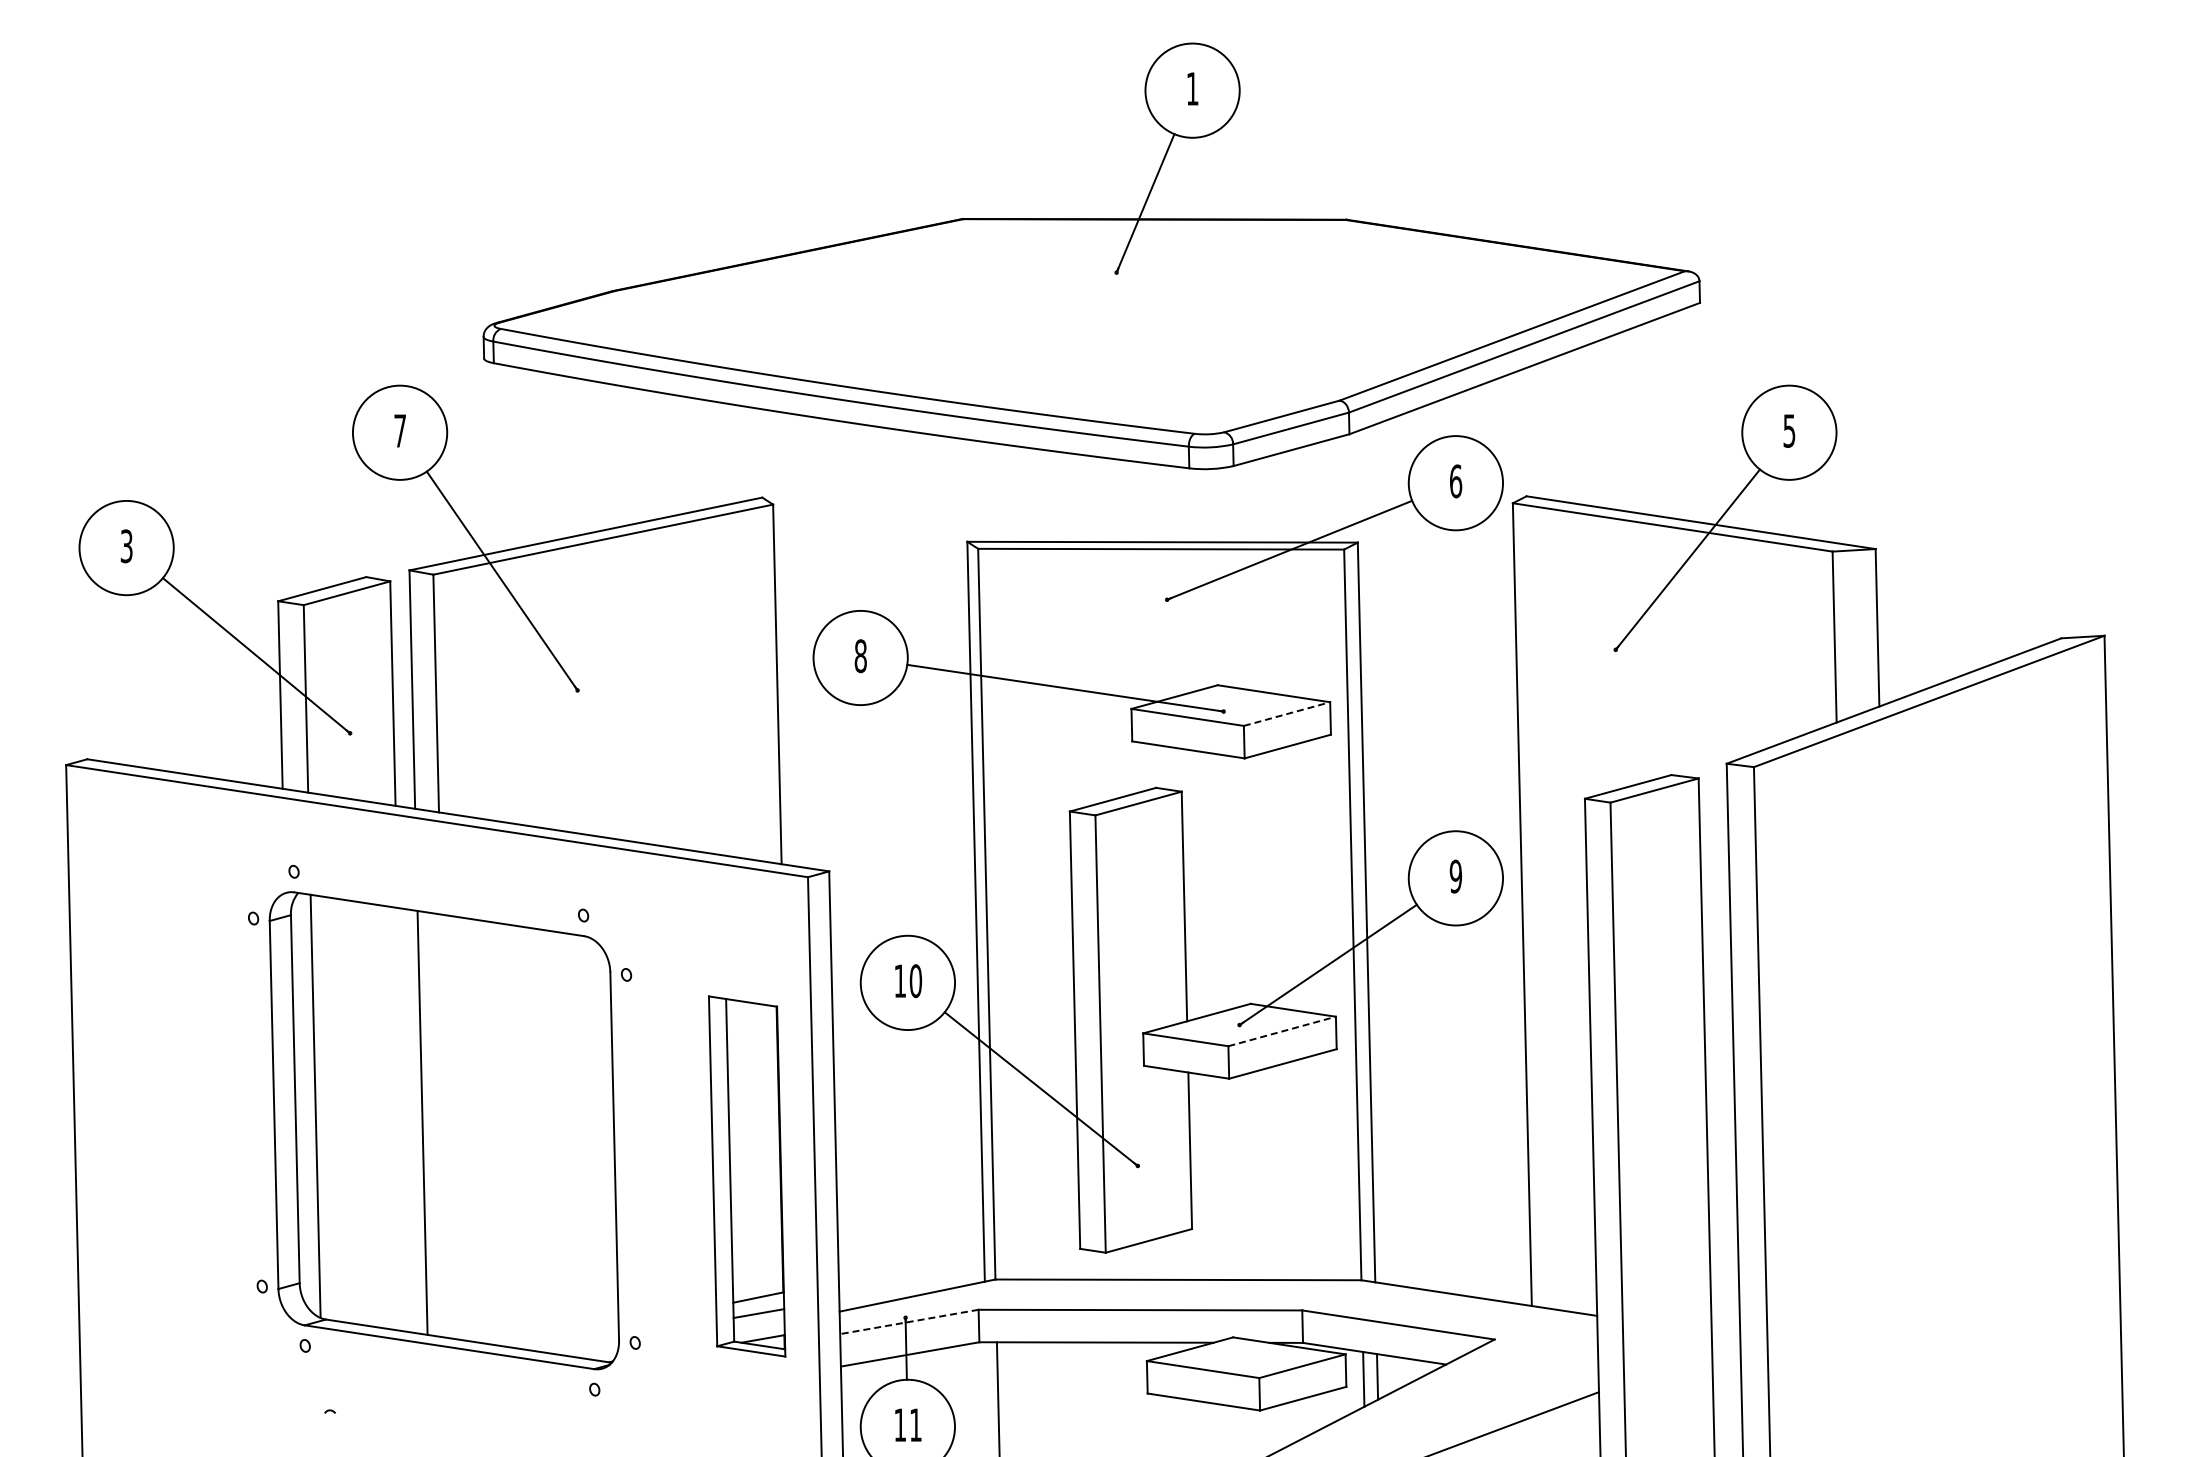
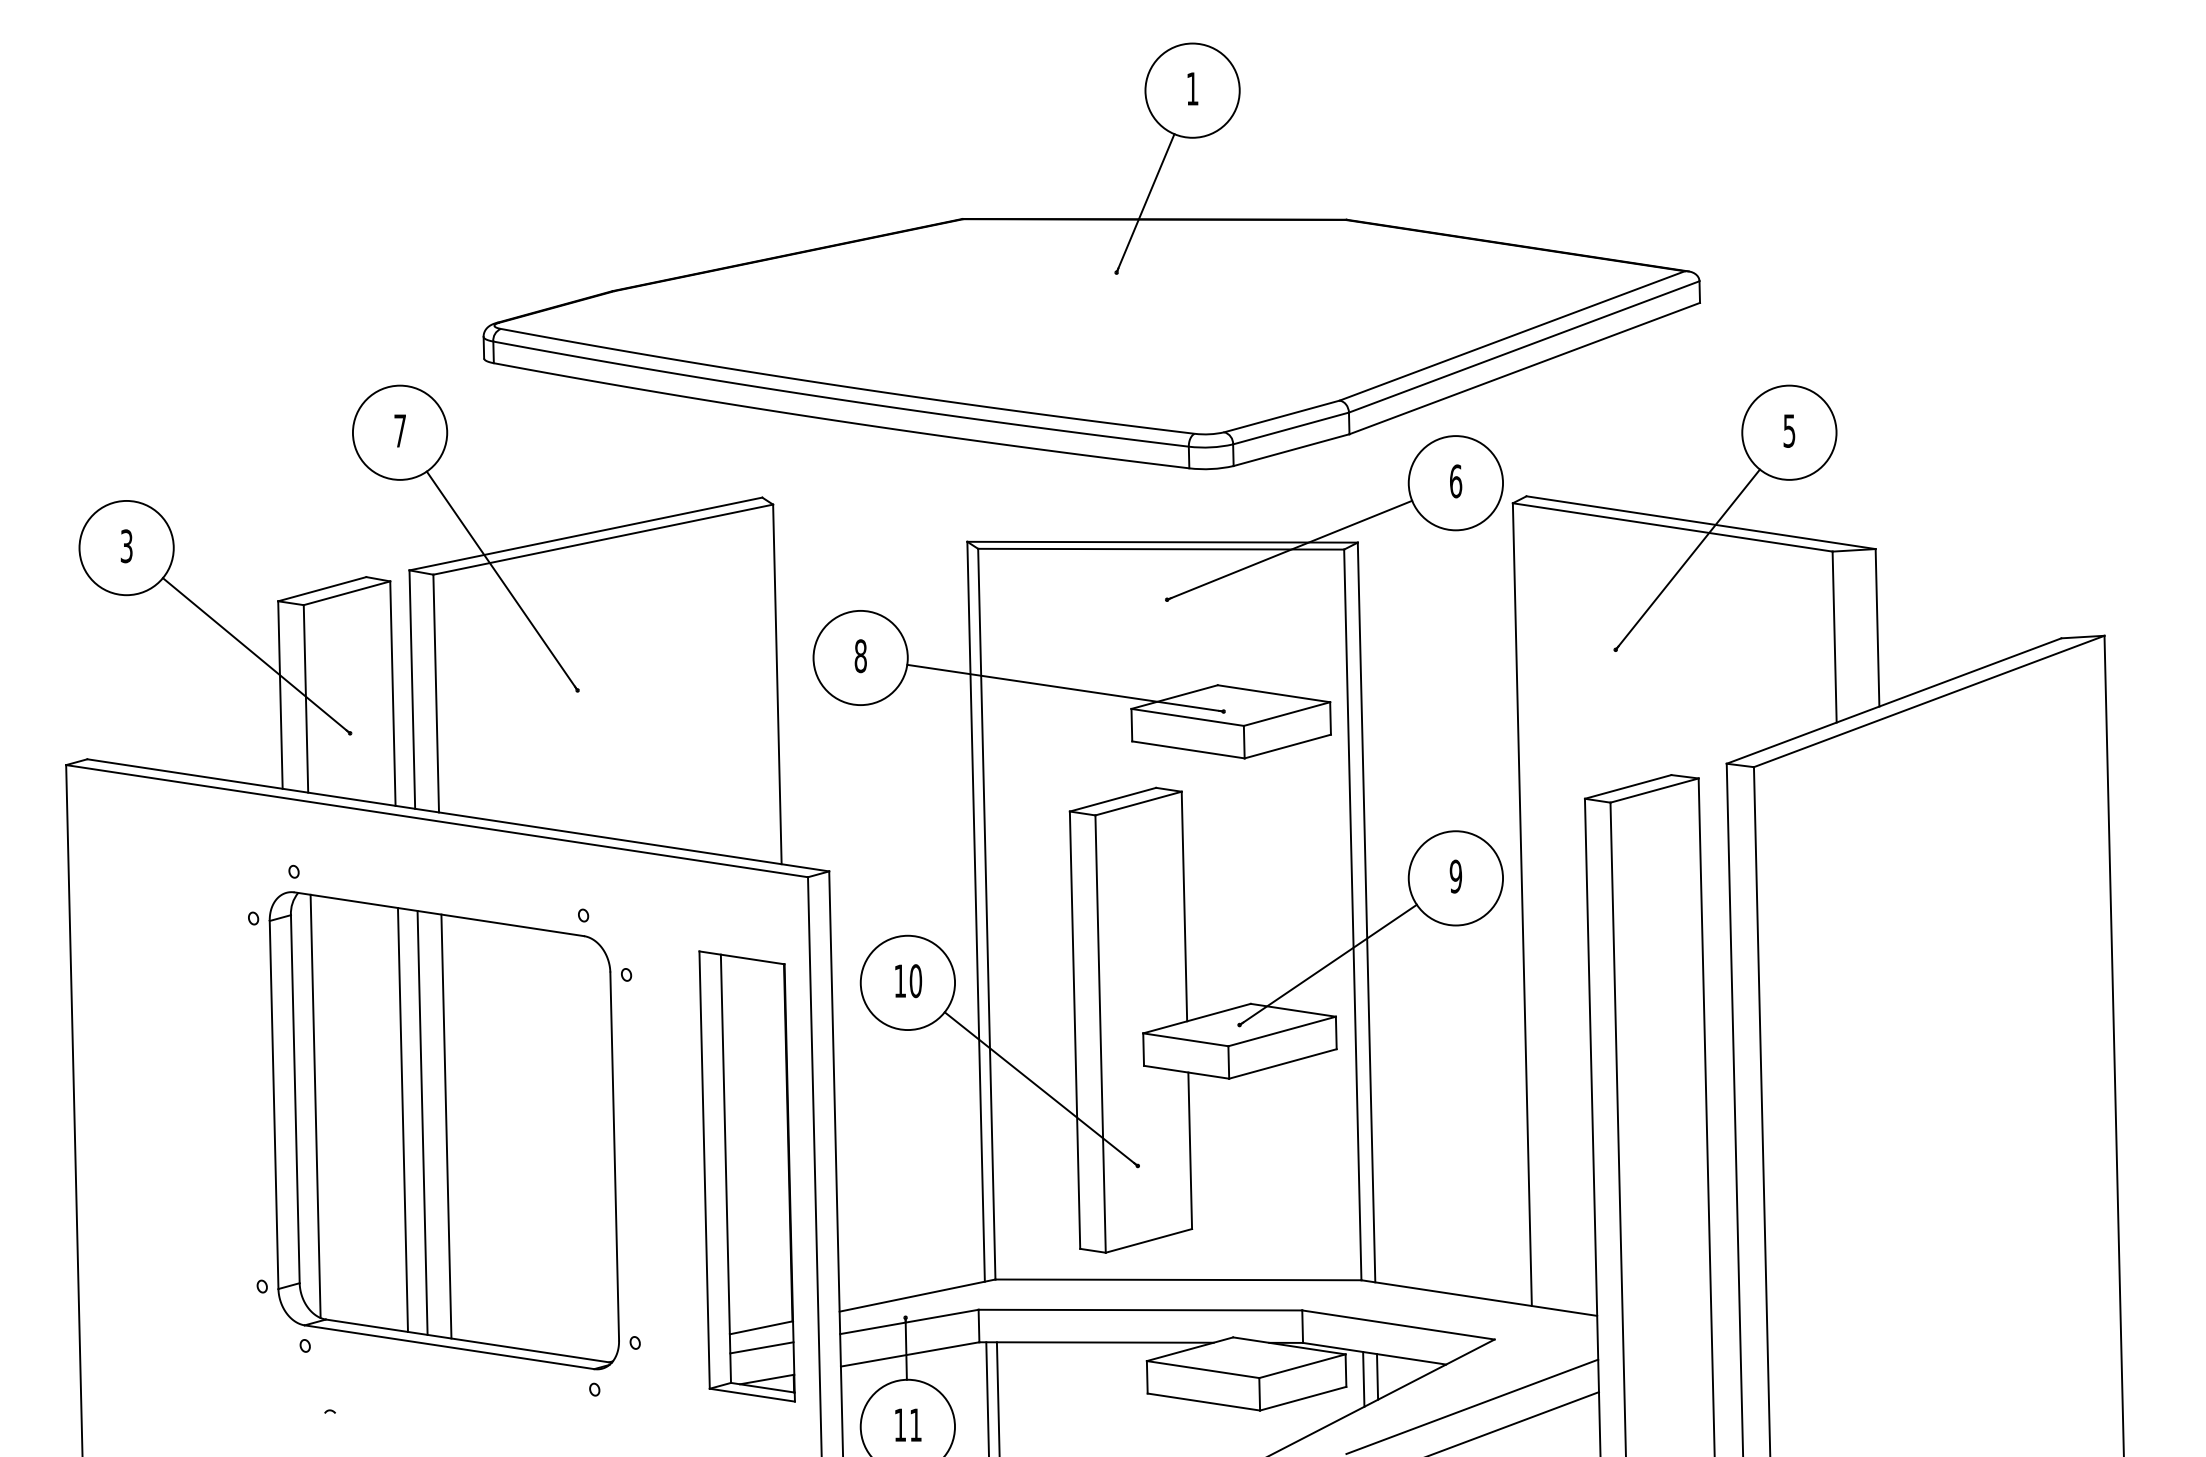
line: dashed -> solid (1287, 714)
line: dashed -> solid (1282, 1031)
line: none -> present (402, 1119)
line: none -> present (446, 1126)
part size: 79x363 px -> 98x453 px (746, 1176)
line: dashed -> solid (908, 1322)
line: none -> present (987, 1397)
line: none -> present (1472, 1406)
